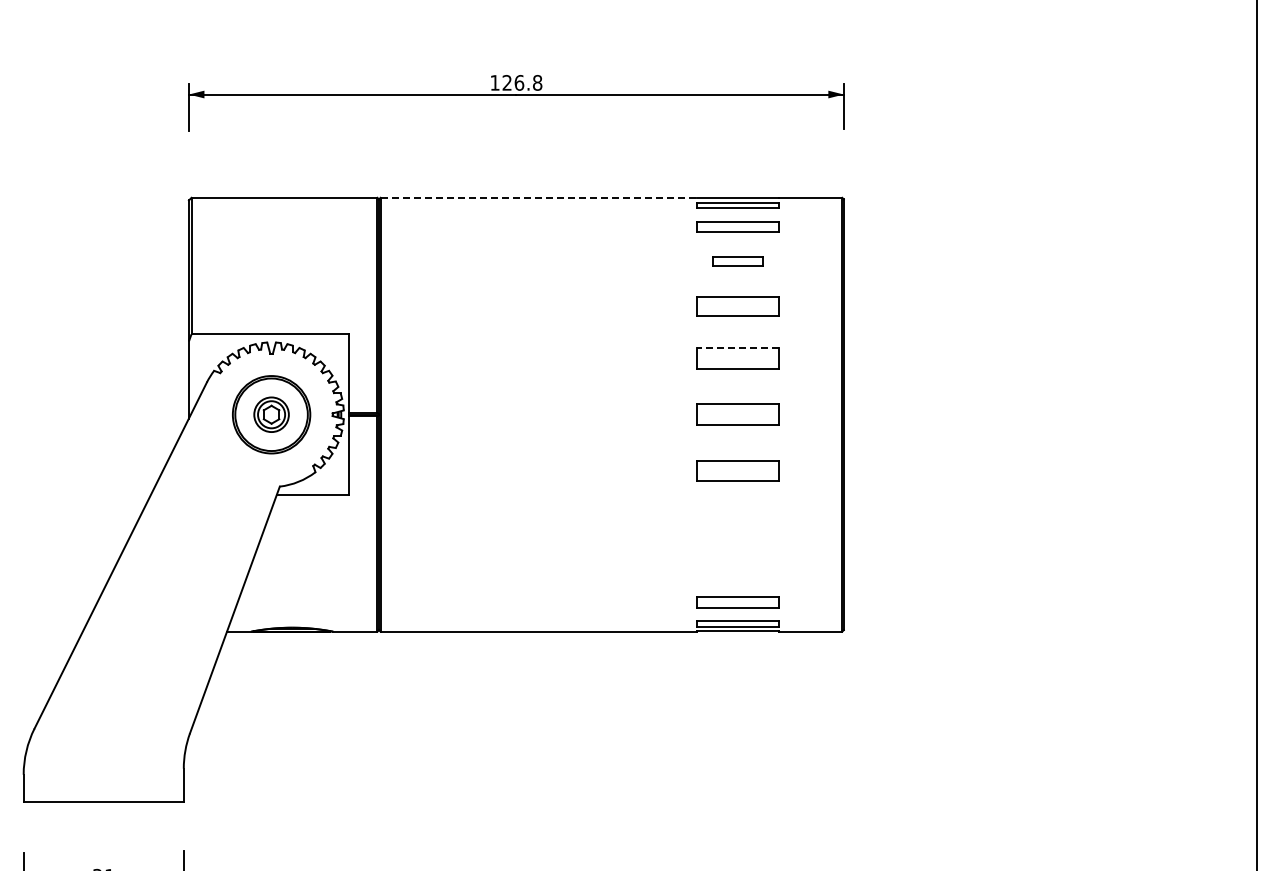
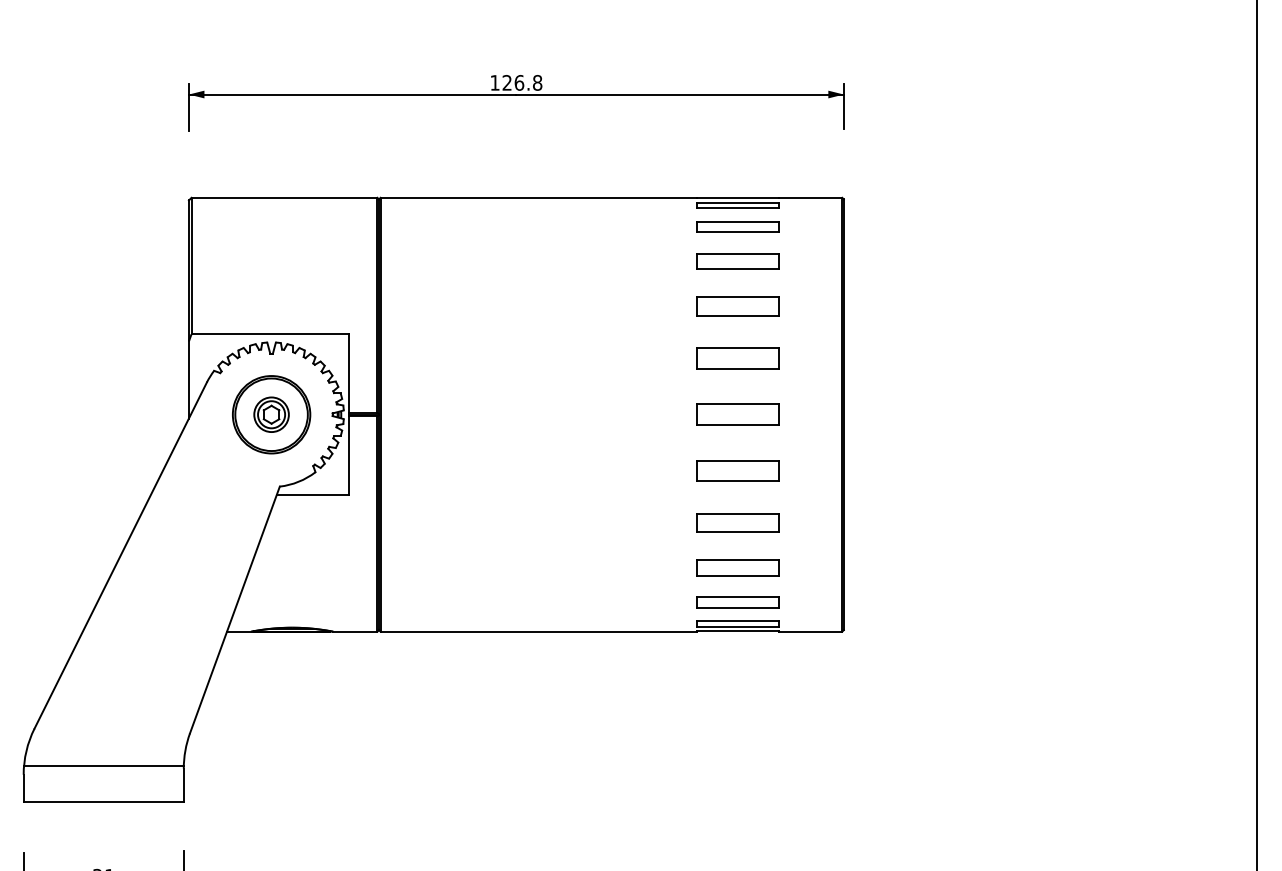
line: dashed -> solid (539, 197)
part size: 52x11 px -> 84x17 px (737, 261)
line: dashed -> solid (737, 348)
part: none -> present (737, 522)
part: none -> present (737, 567)
line: none -> present (103, 765)
